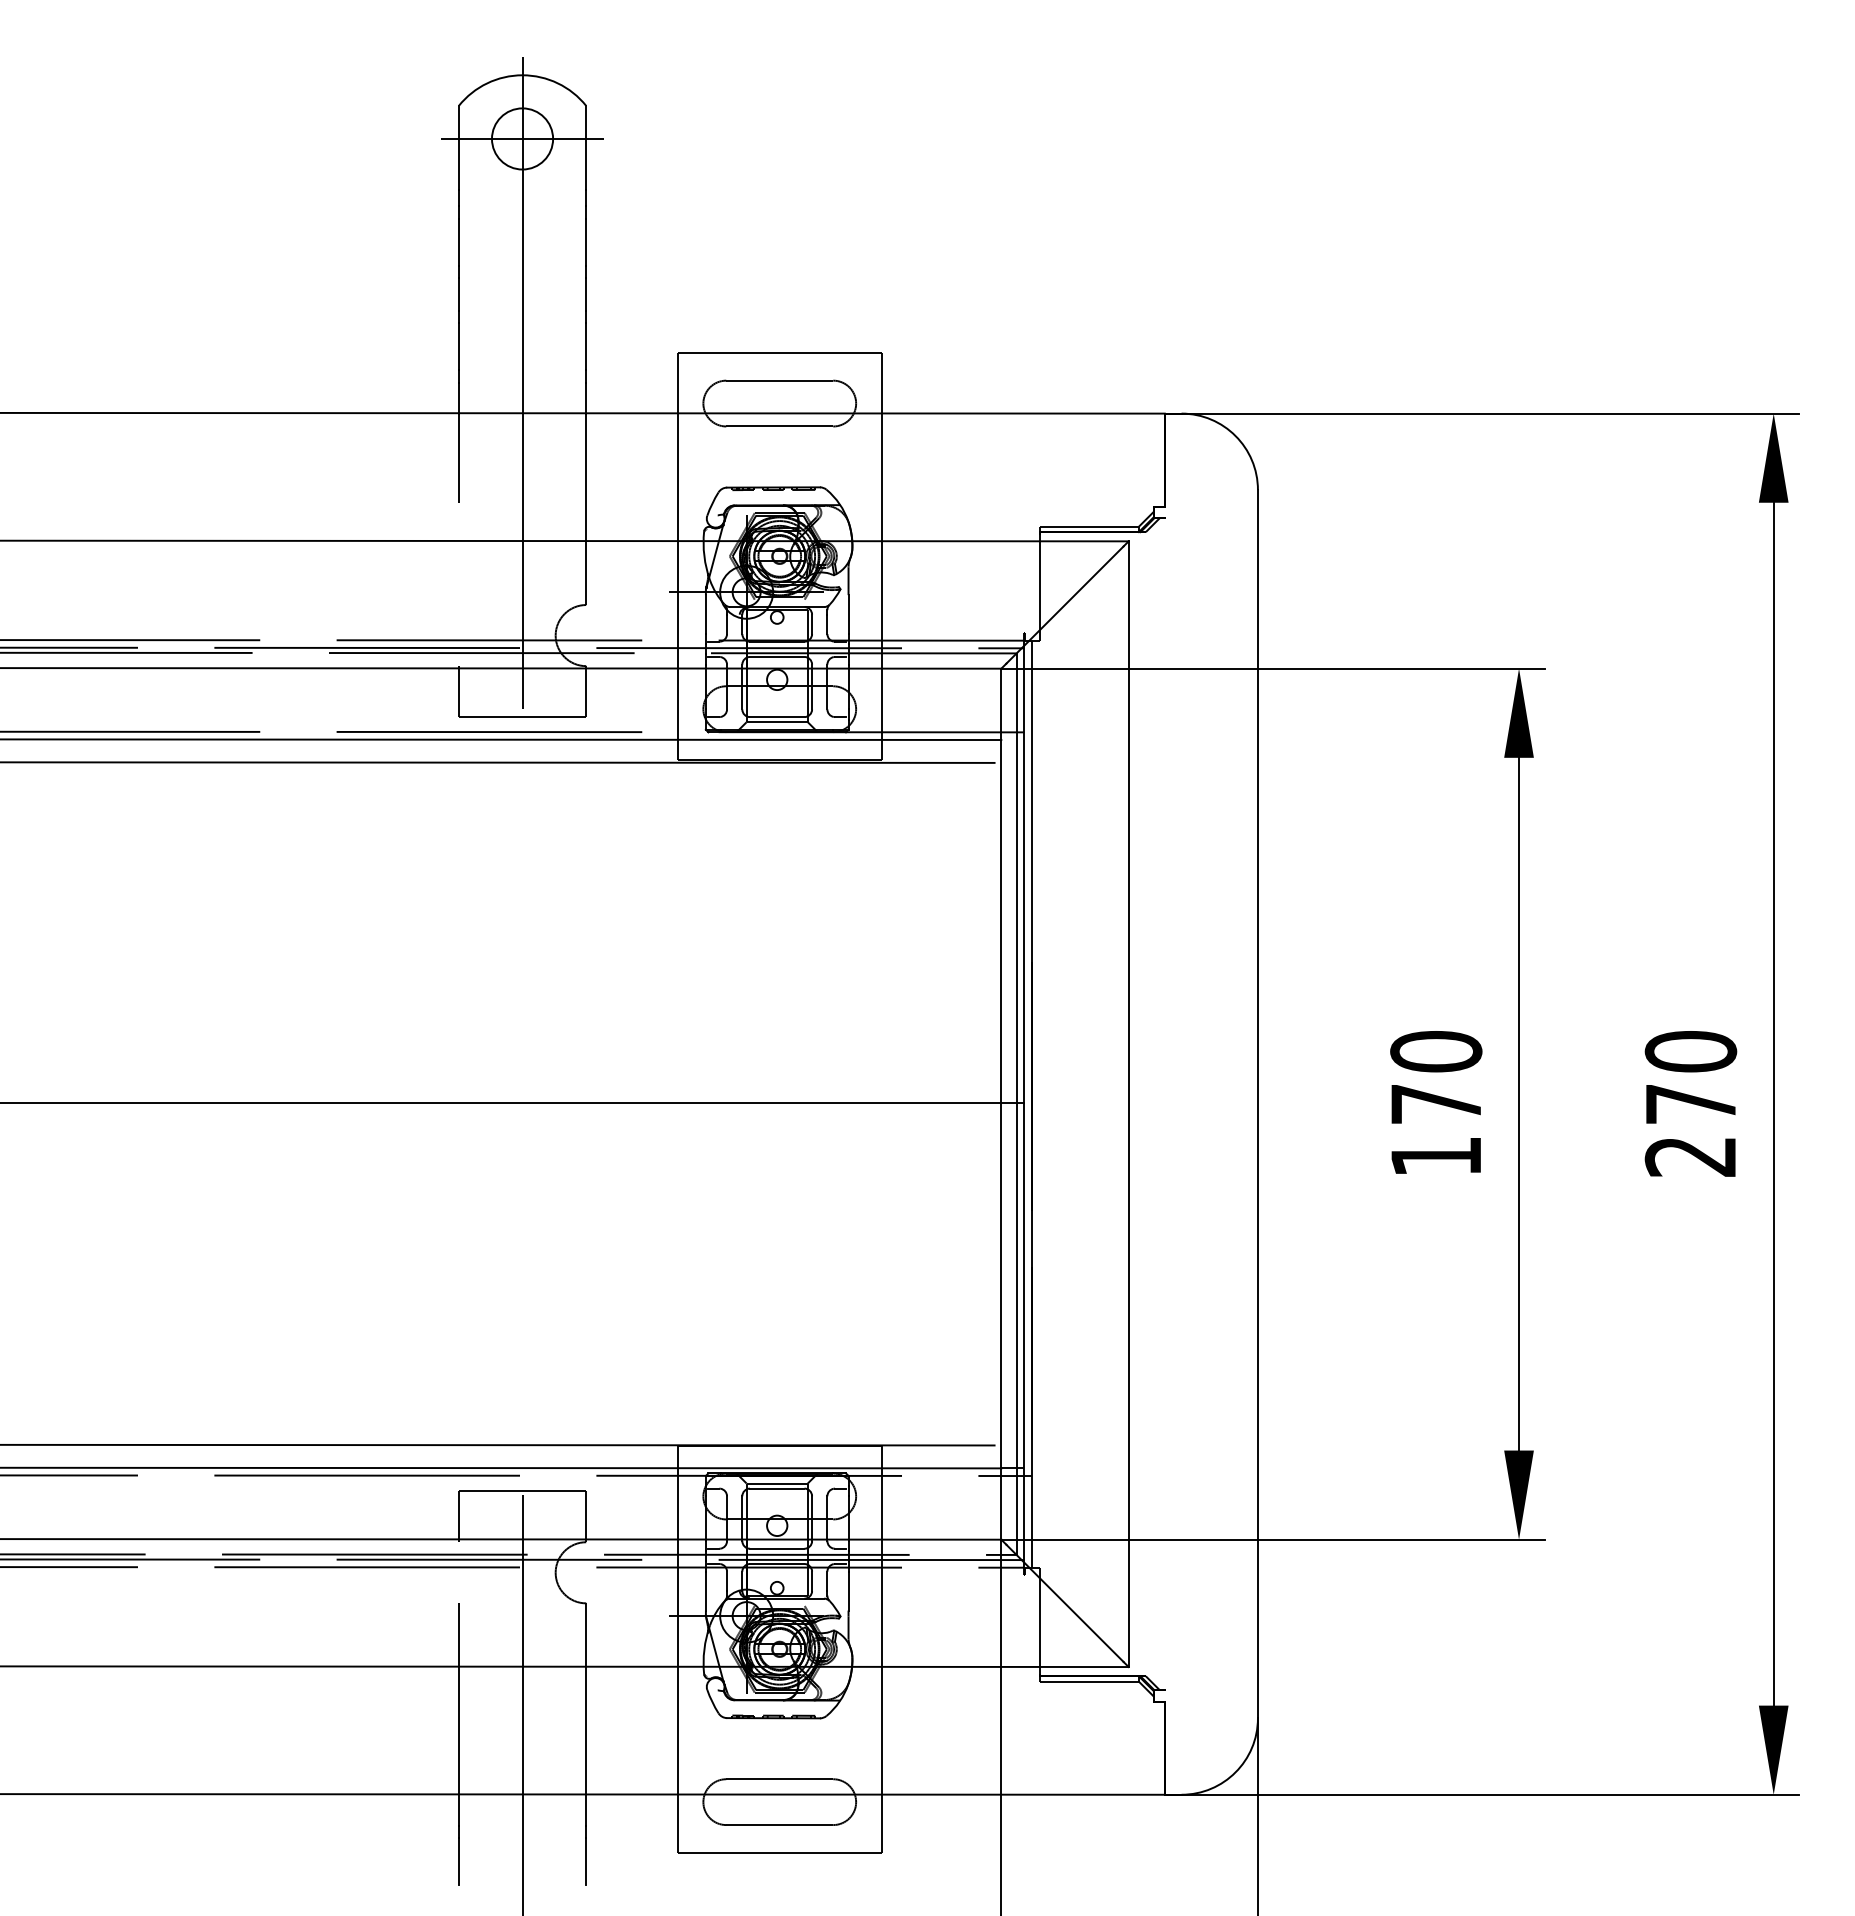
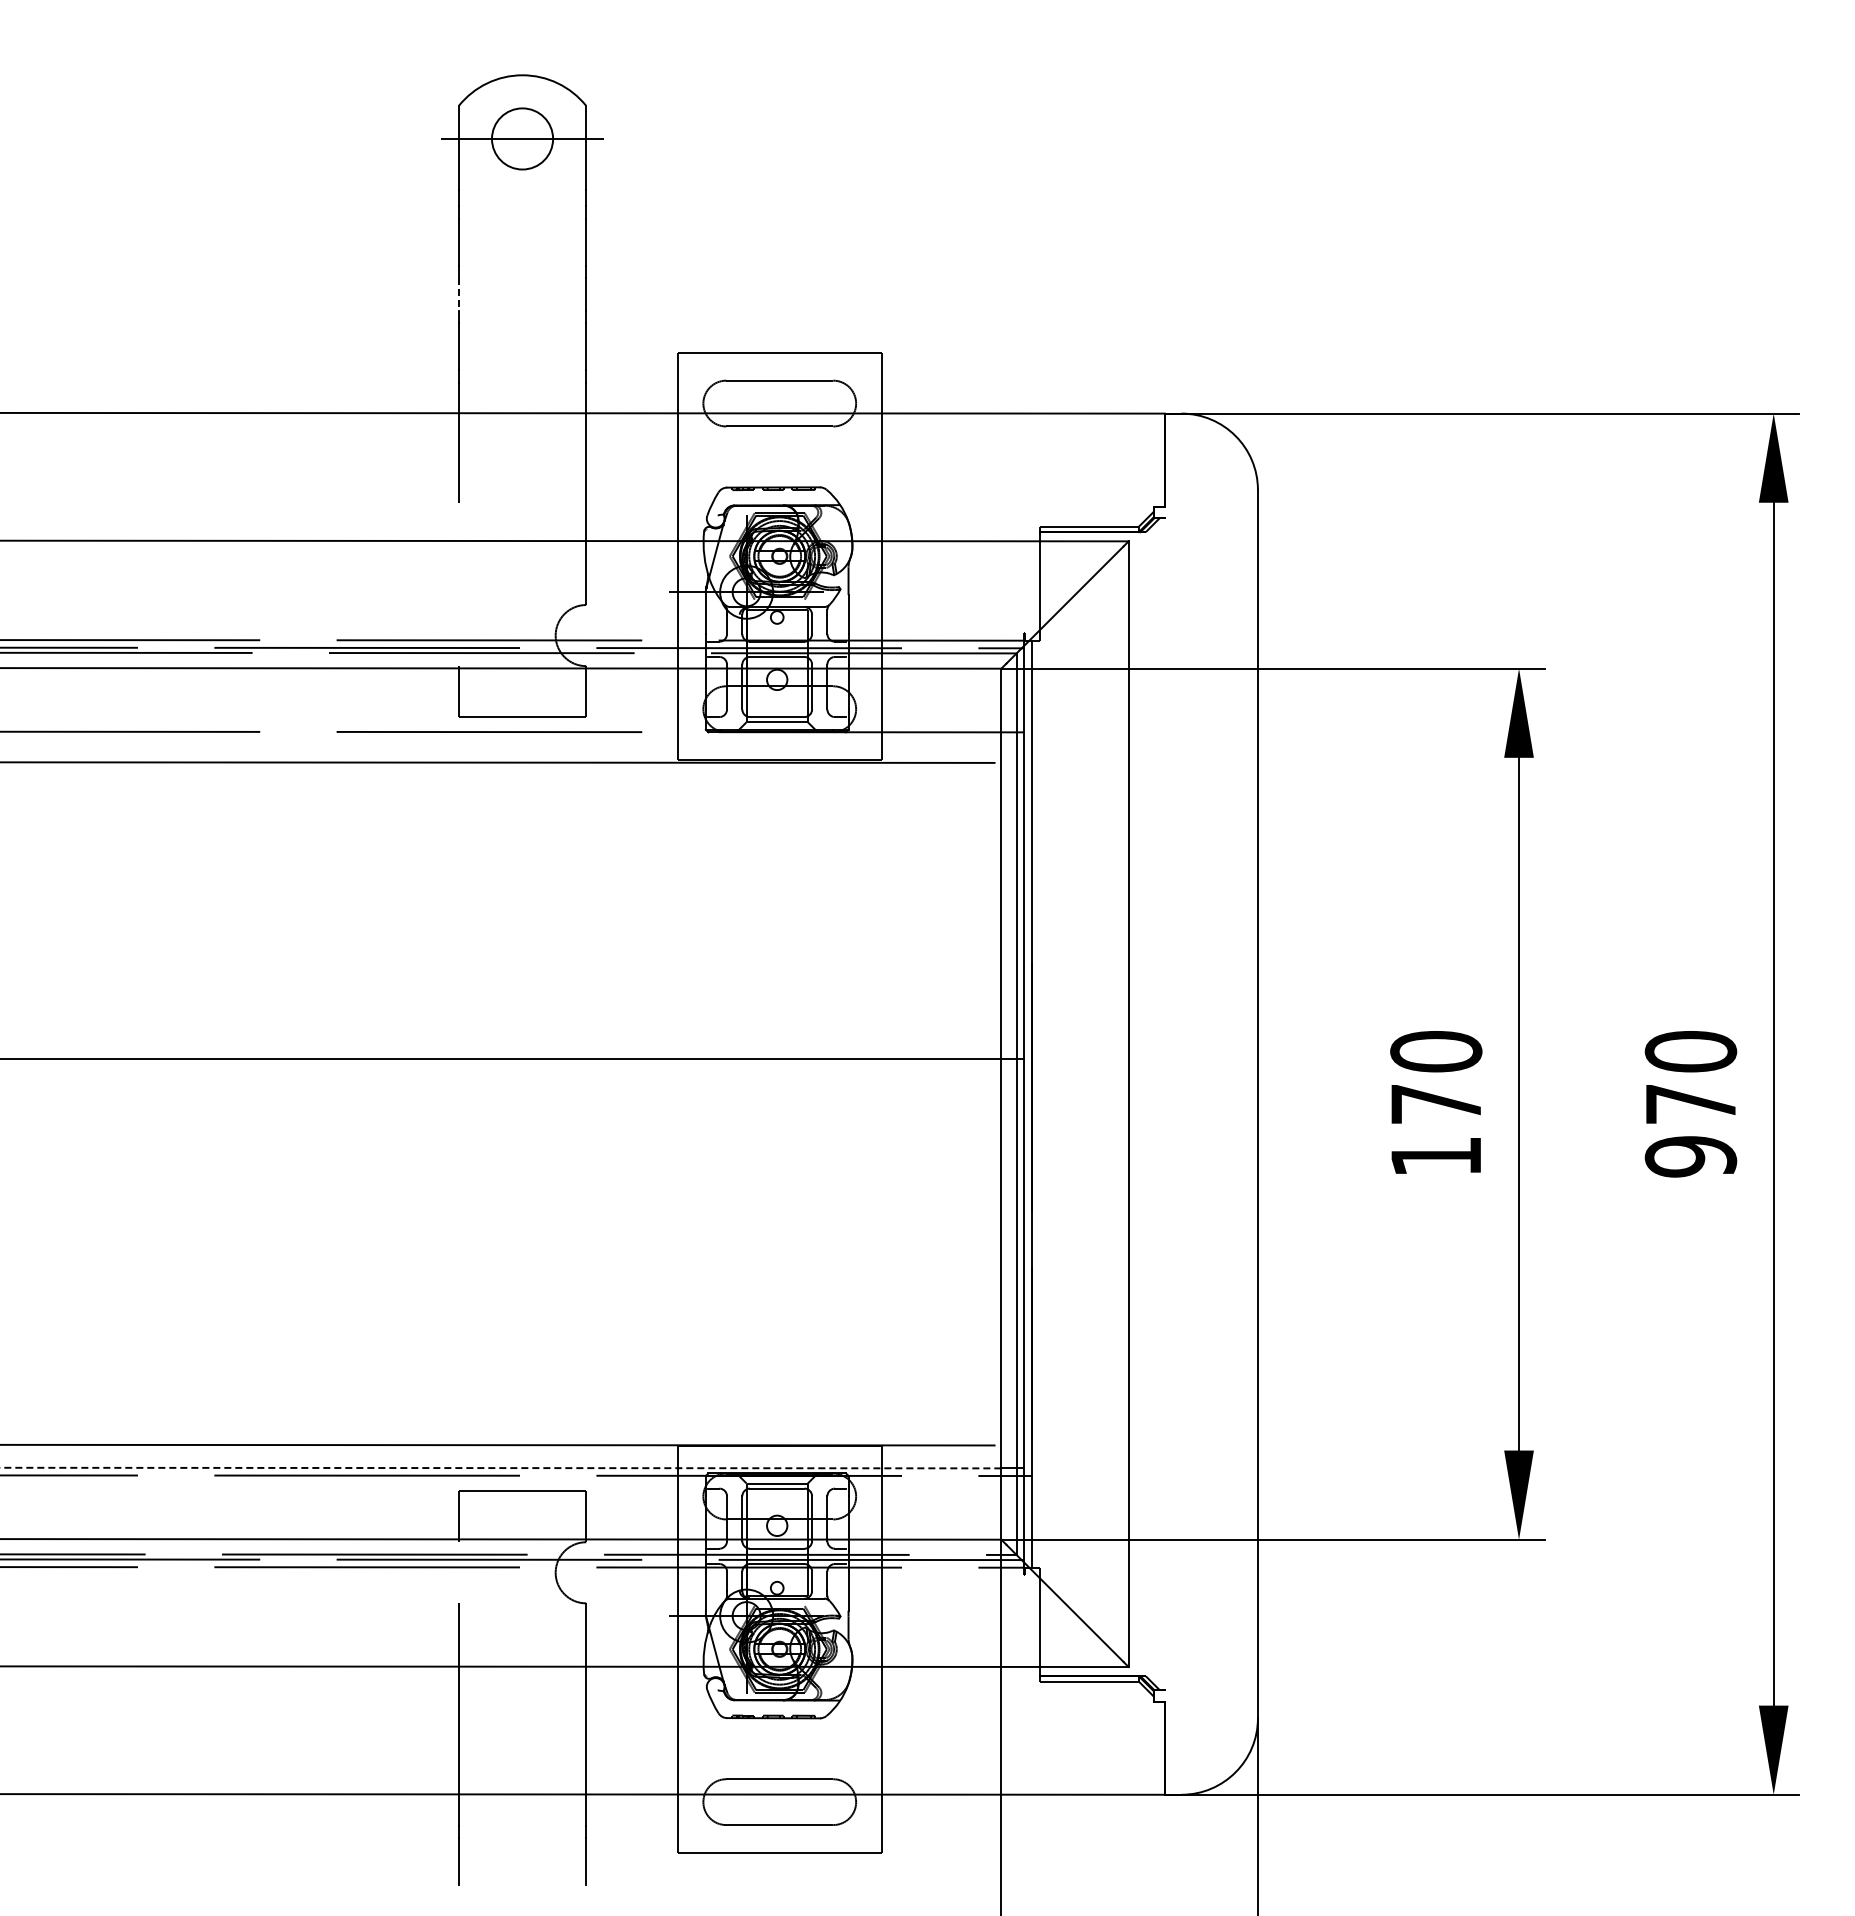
line: solid -> dashed (458, 294)
line: present -> none (522, 382)
line: present -> none (501, 739)
line position: (513, 1102) -> (513, 1058) (513, 1058)
text: 270 -> 970 (1690, 1156)
line: solid -> dashed (501, 1468)
line: present -> none (522, 1703)
